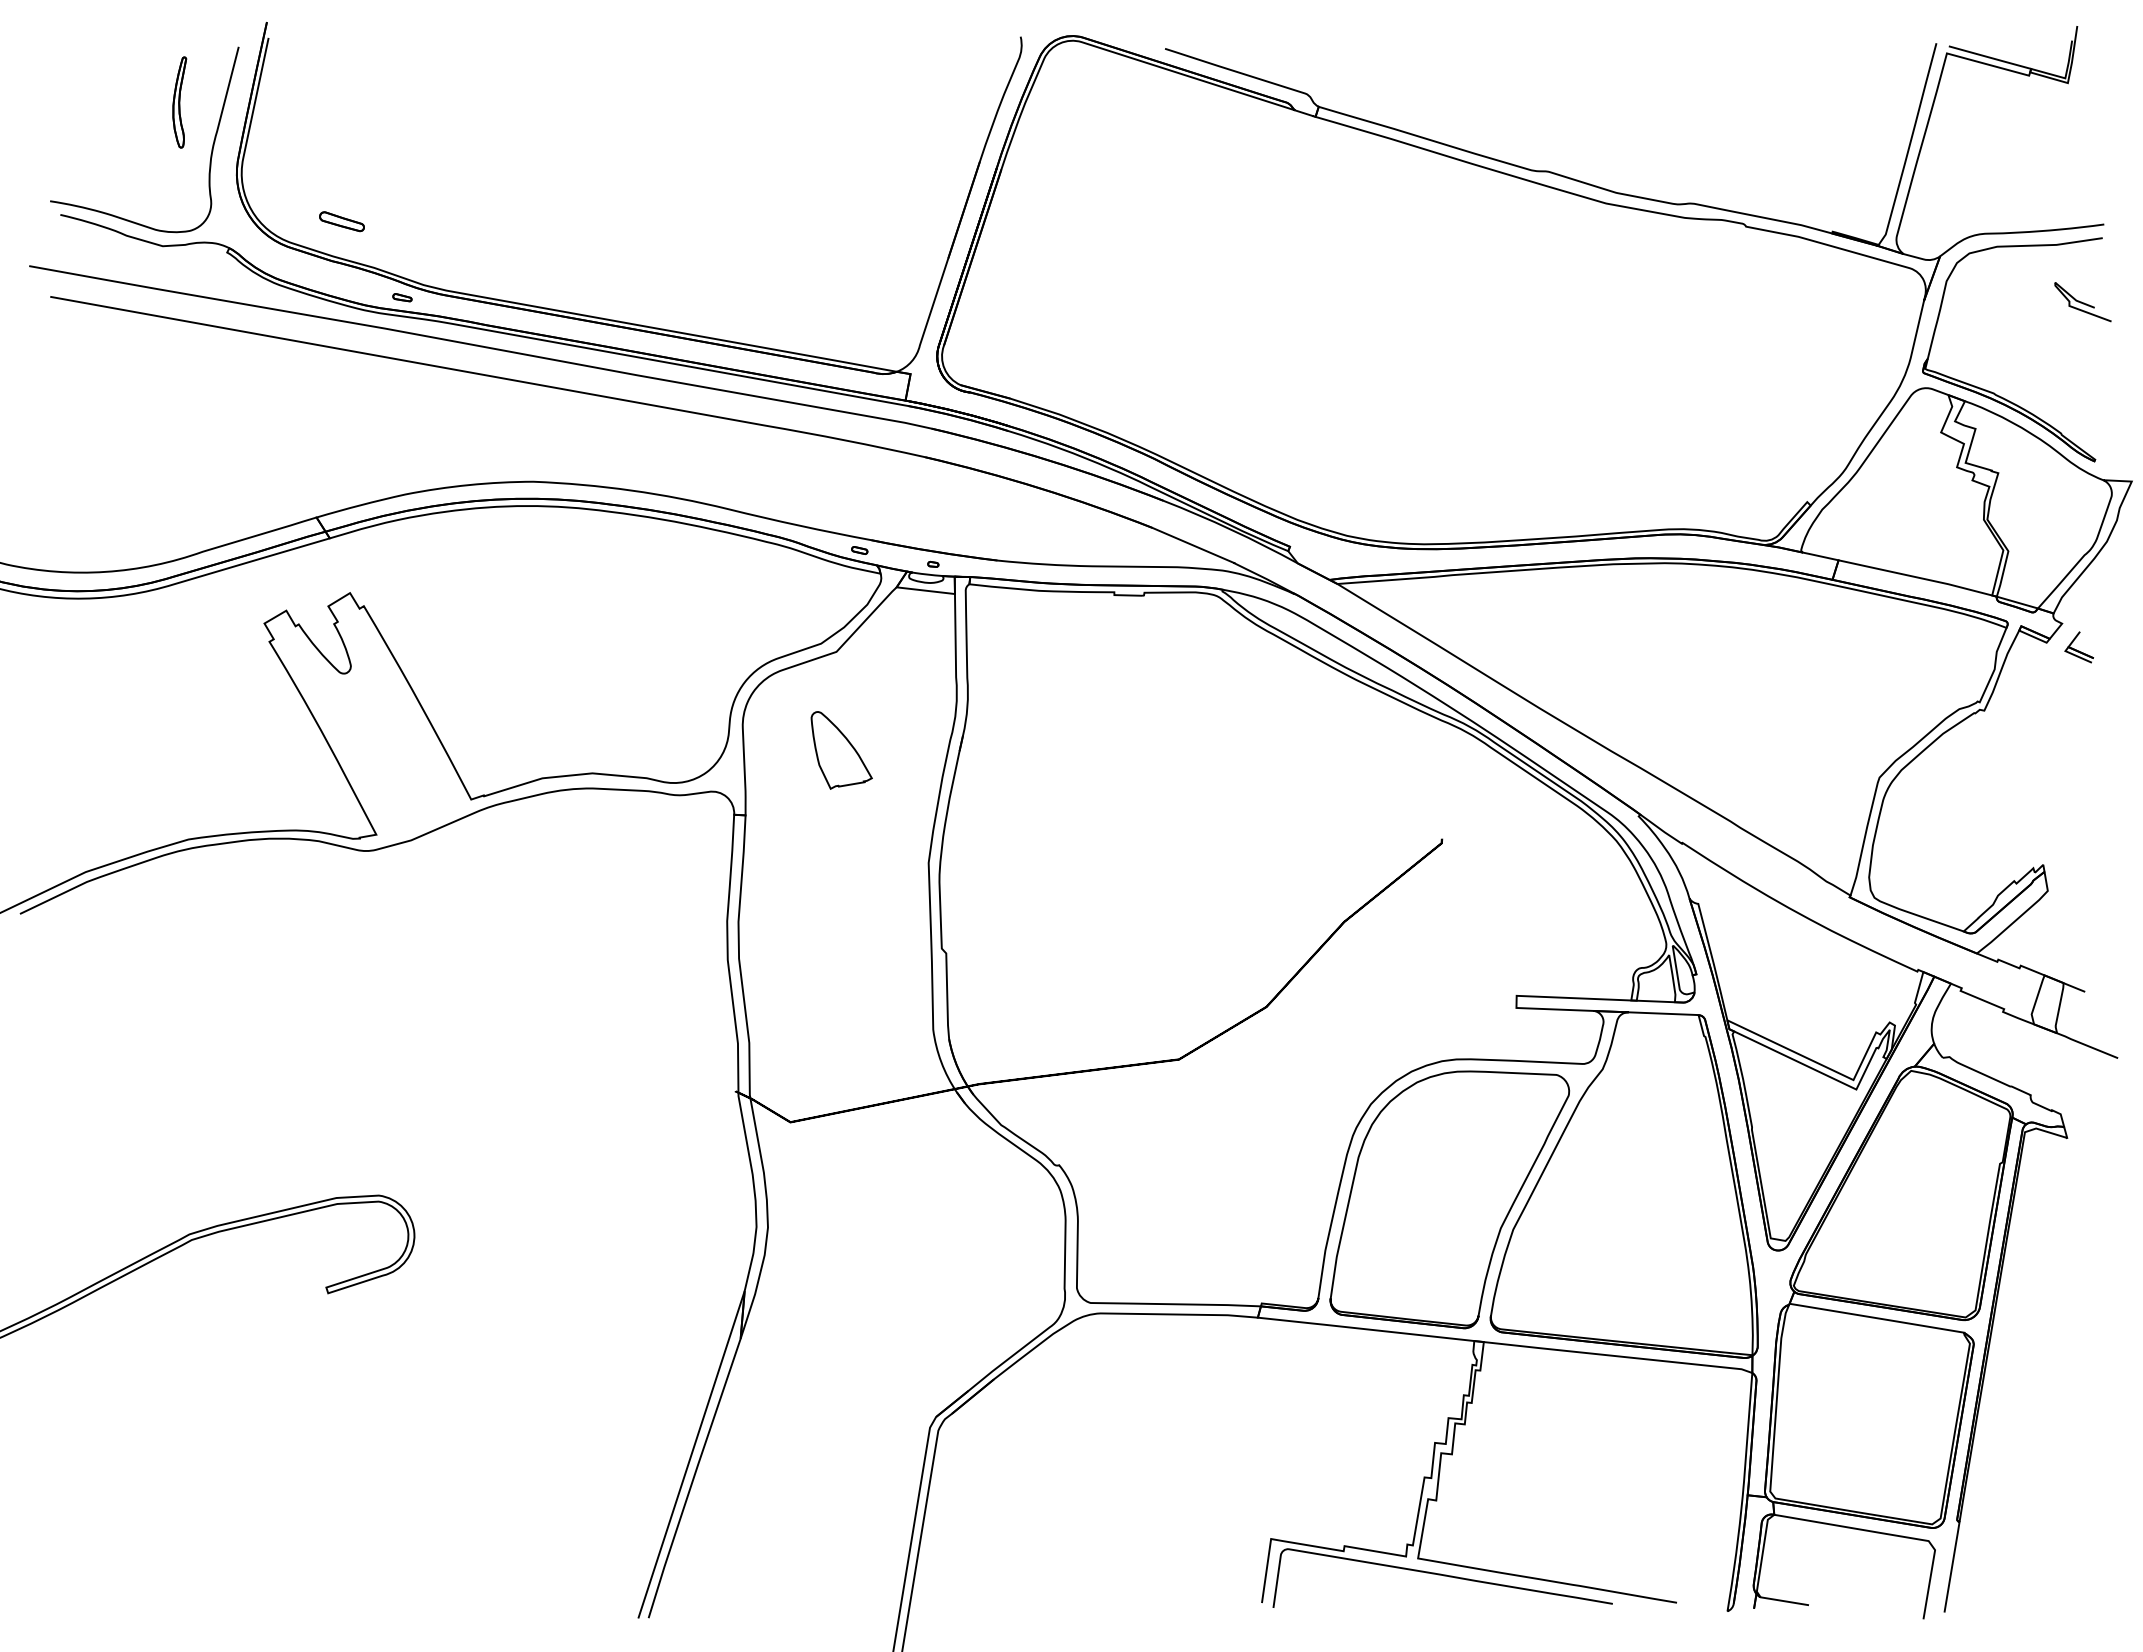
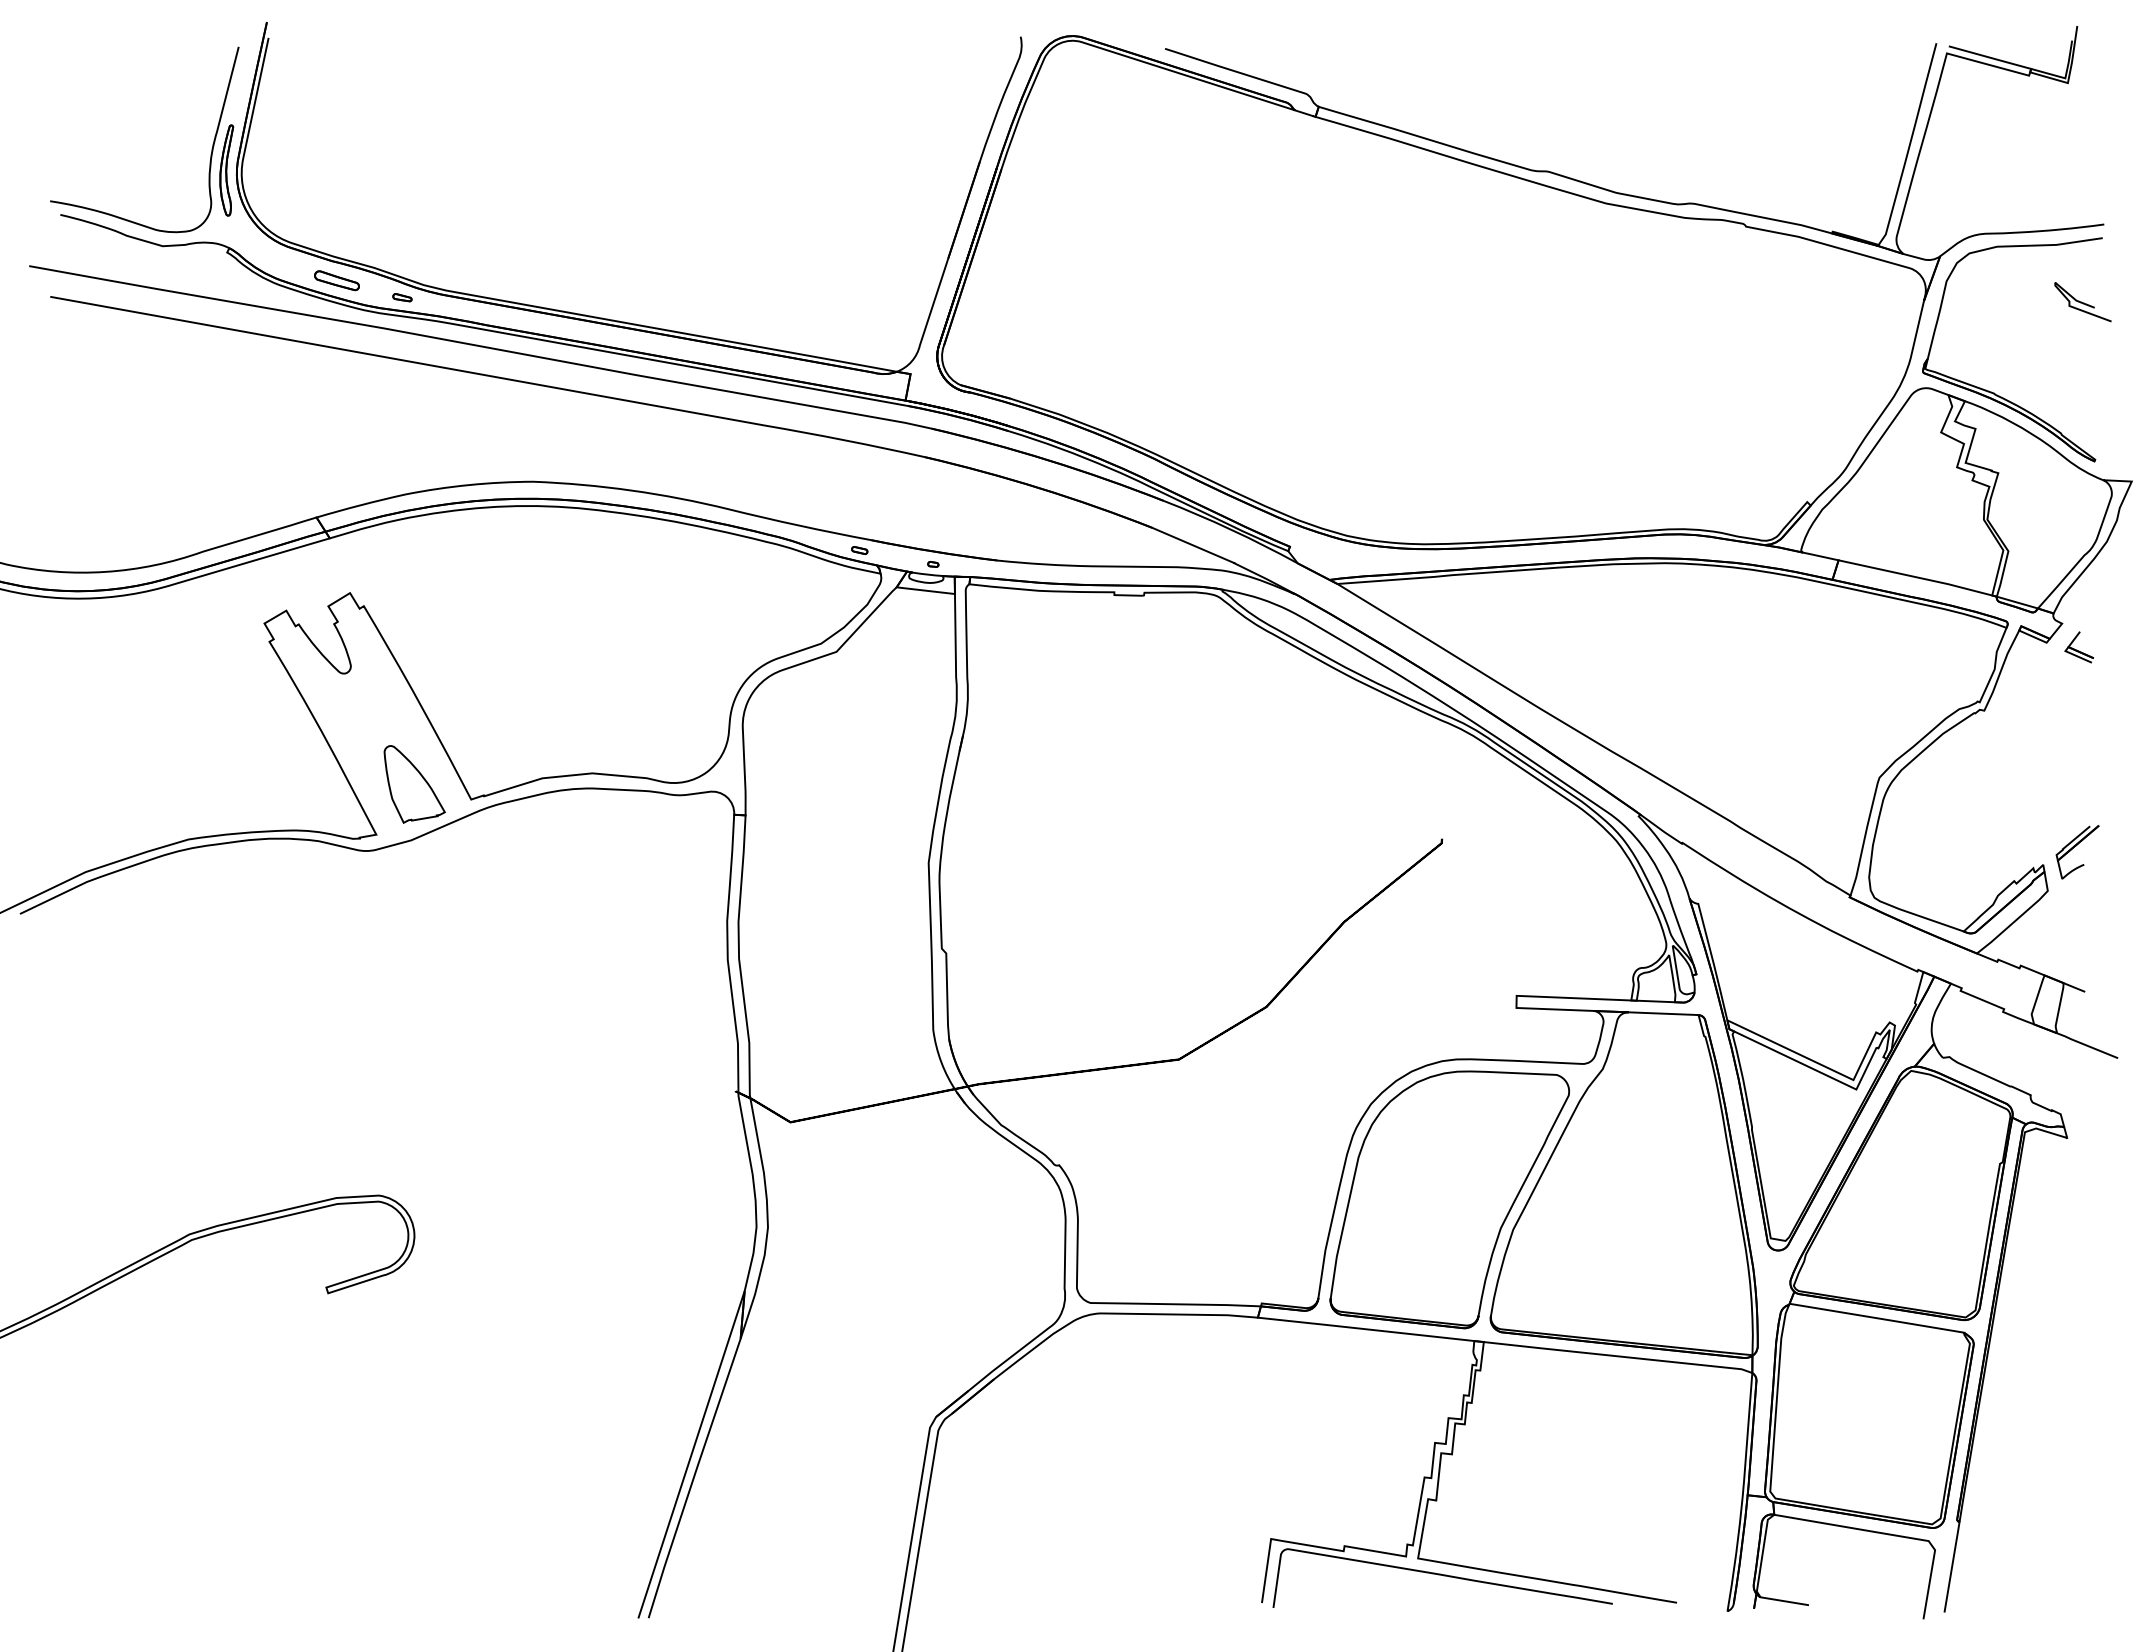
part position: (179, 102) -> (226, 170) (226, 170)
part position: (341, 221) -> (336, 280) (336, 280)
part position: (841, 750) -> (414, 784) (414, 784)
part: none -> present (2077, 852)
